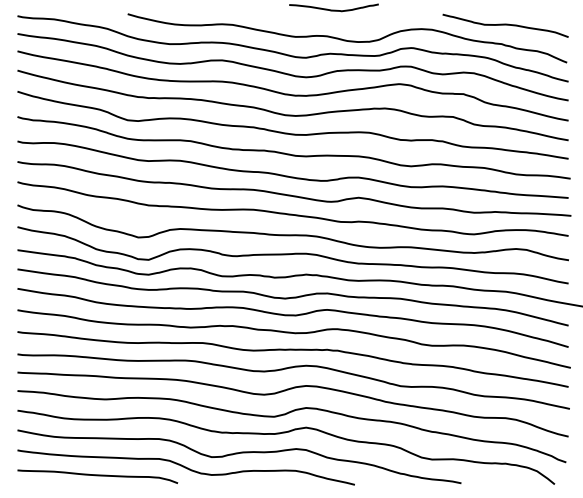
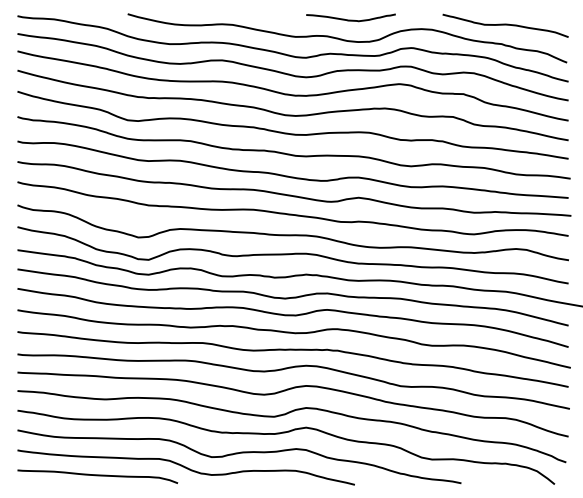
curve position: (333, 9) -> (350, 19) (350, 19)
